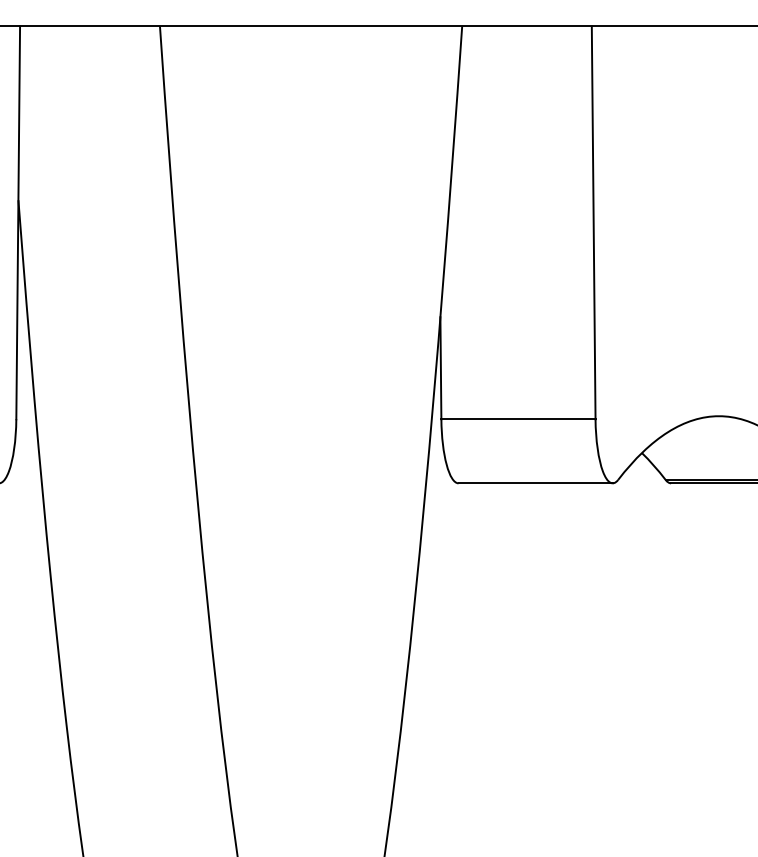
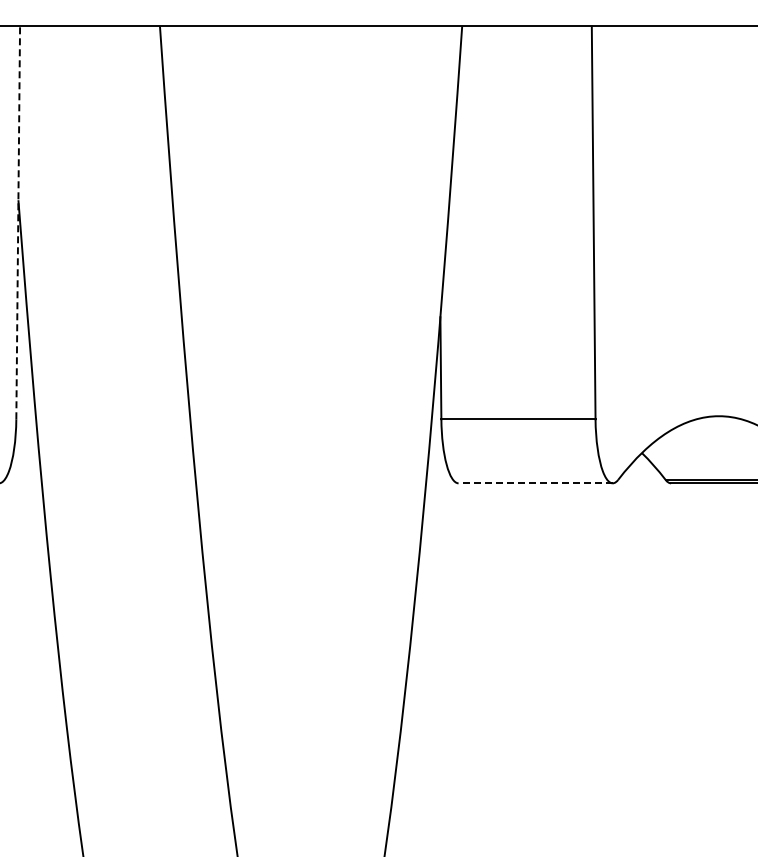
line: solid -> dashed (18, 222)
line: solid -> dashed (535, 483)
